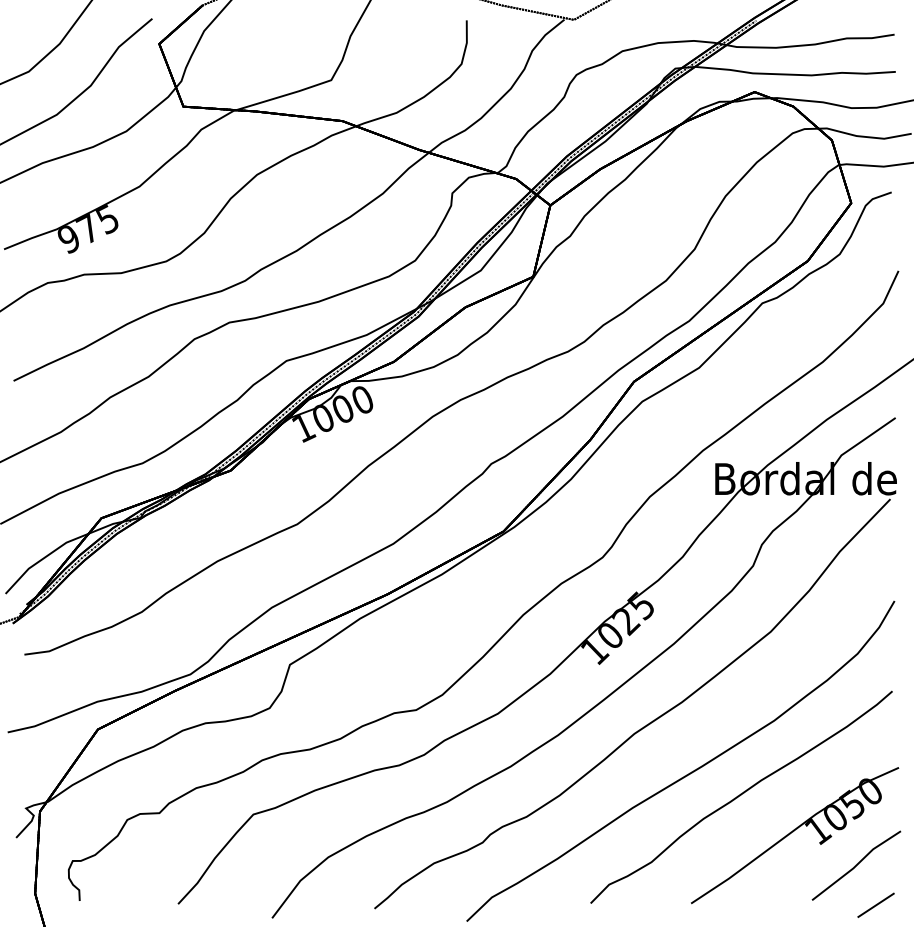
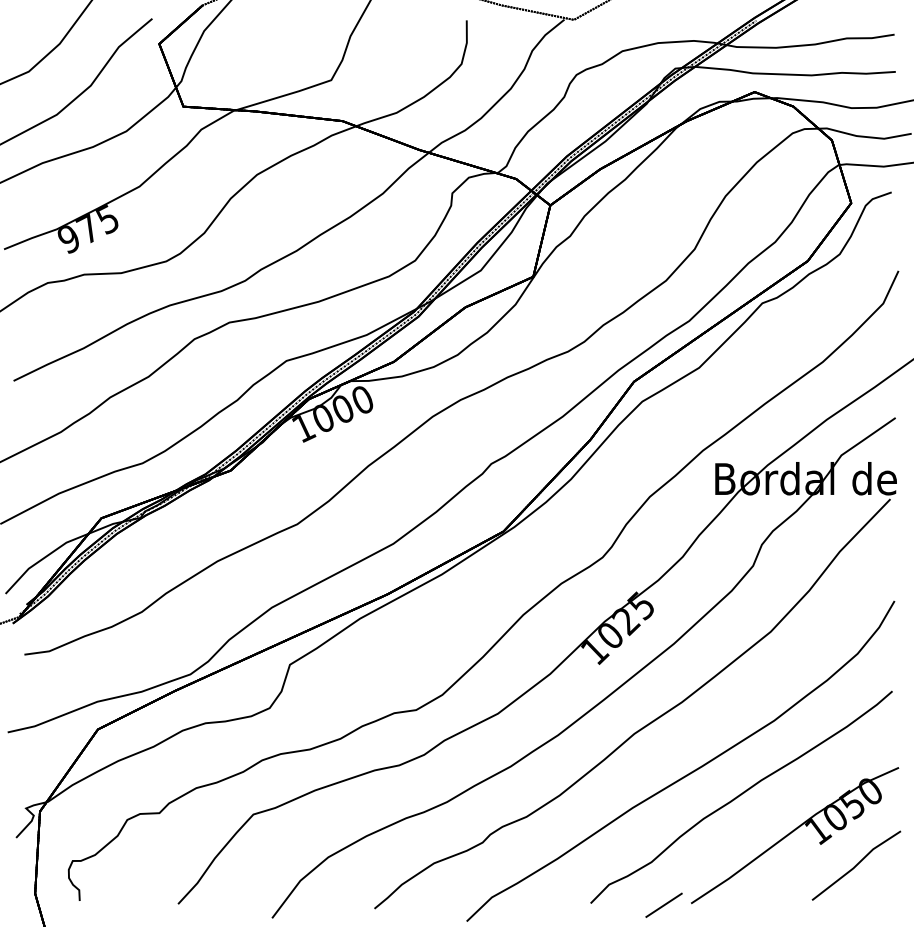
line position: (875, 904) -> (663, 904) (663, 904)
